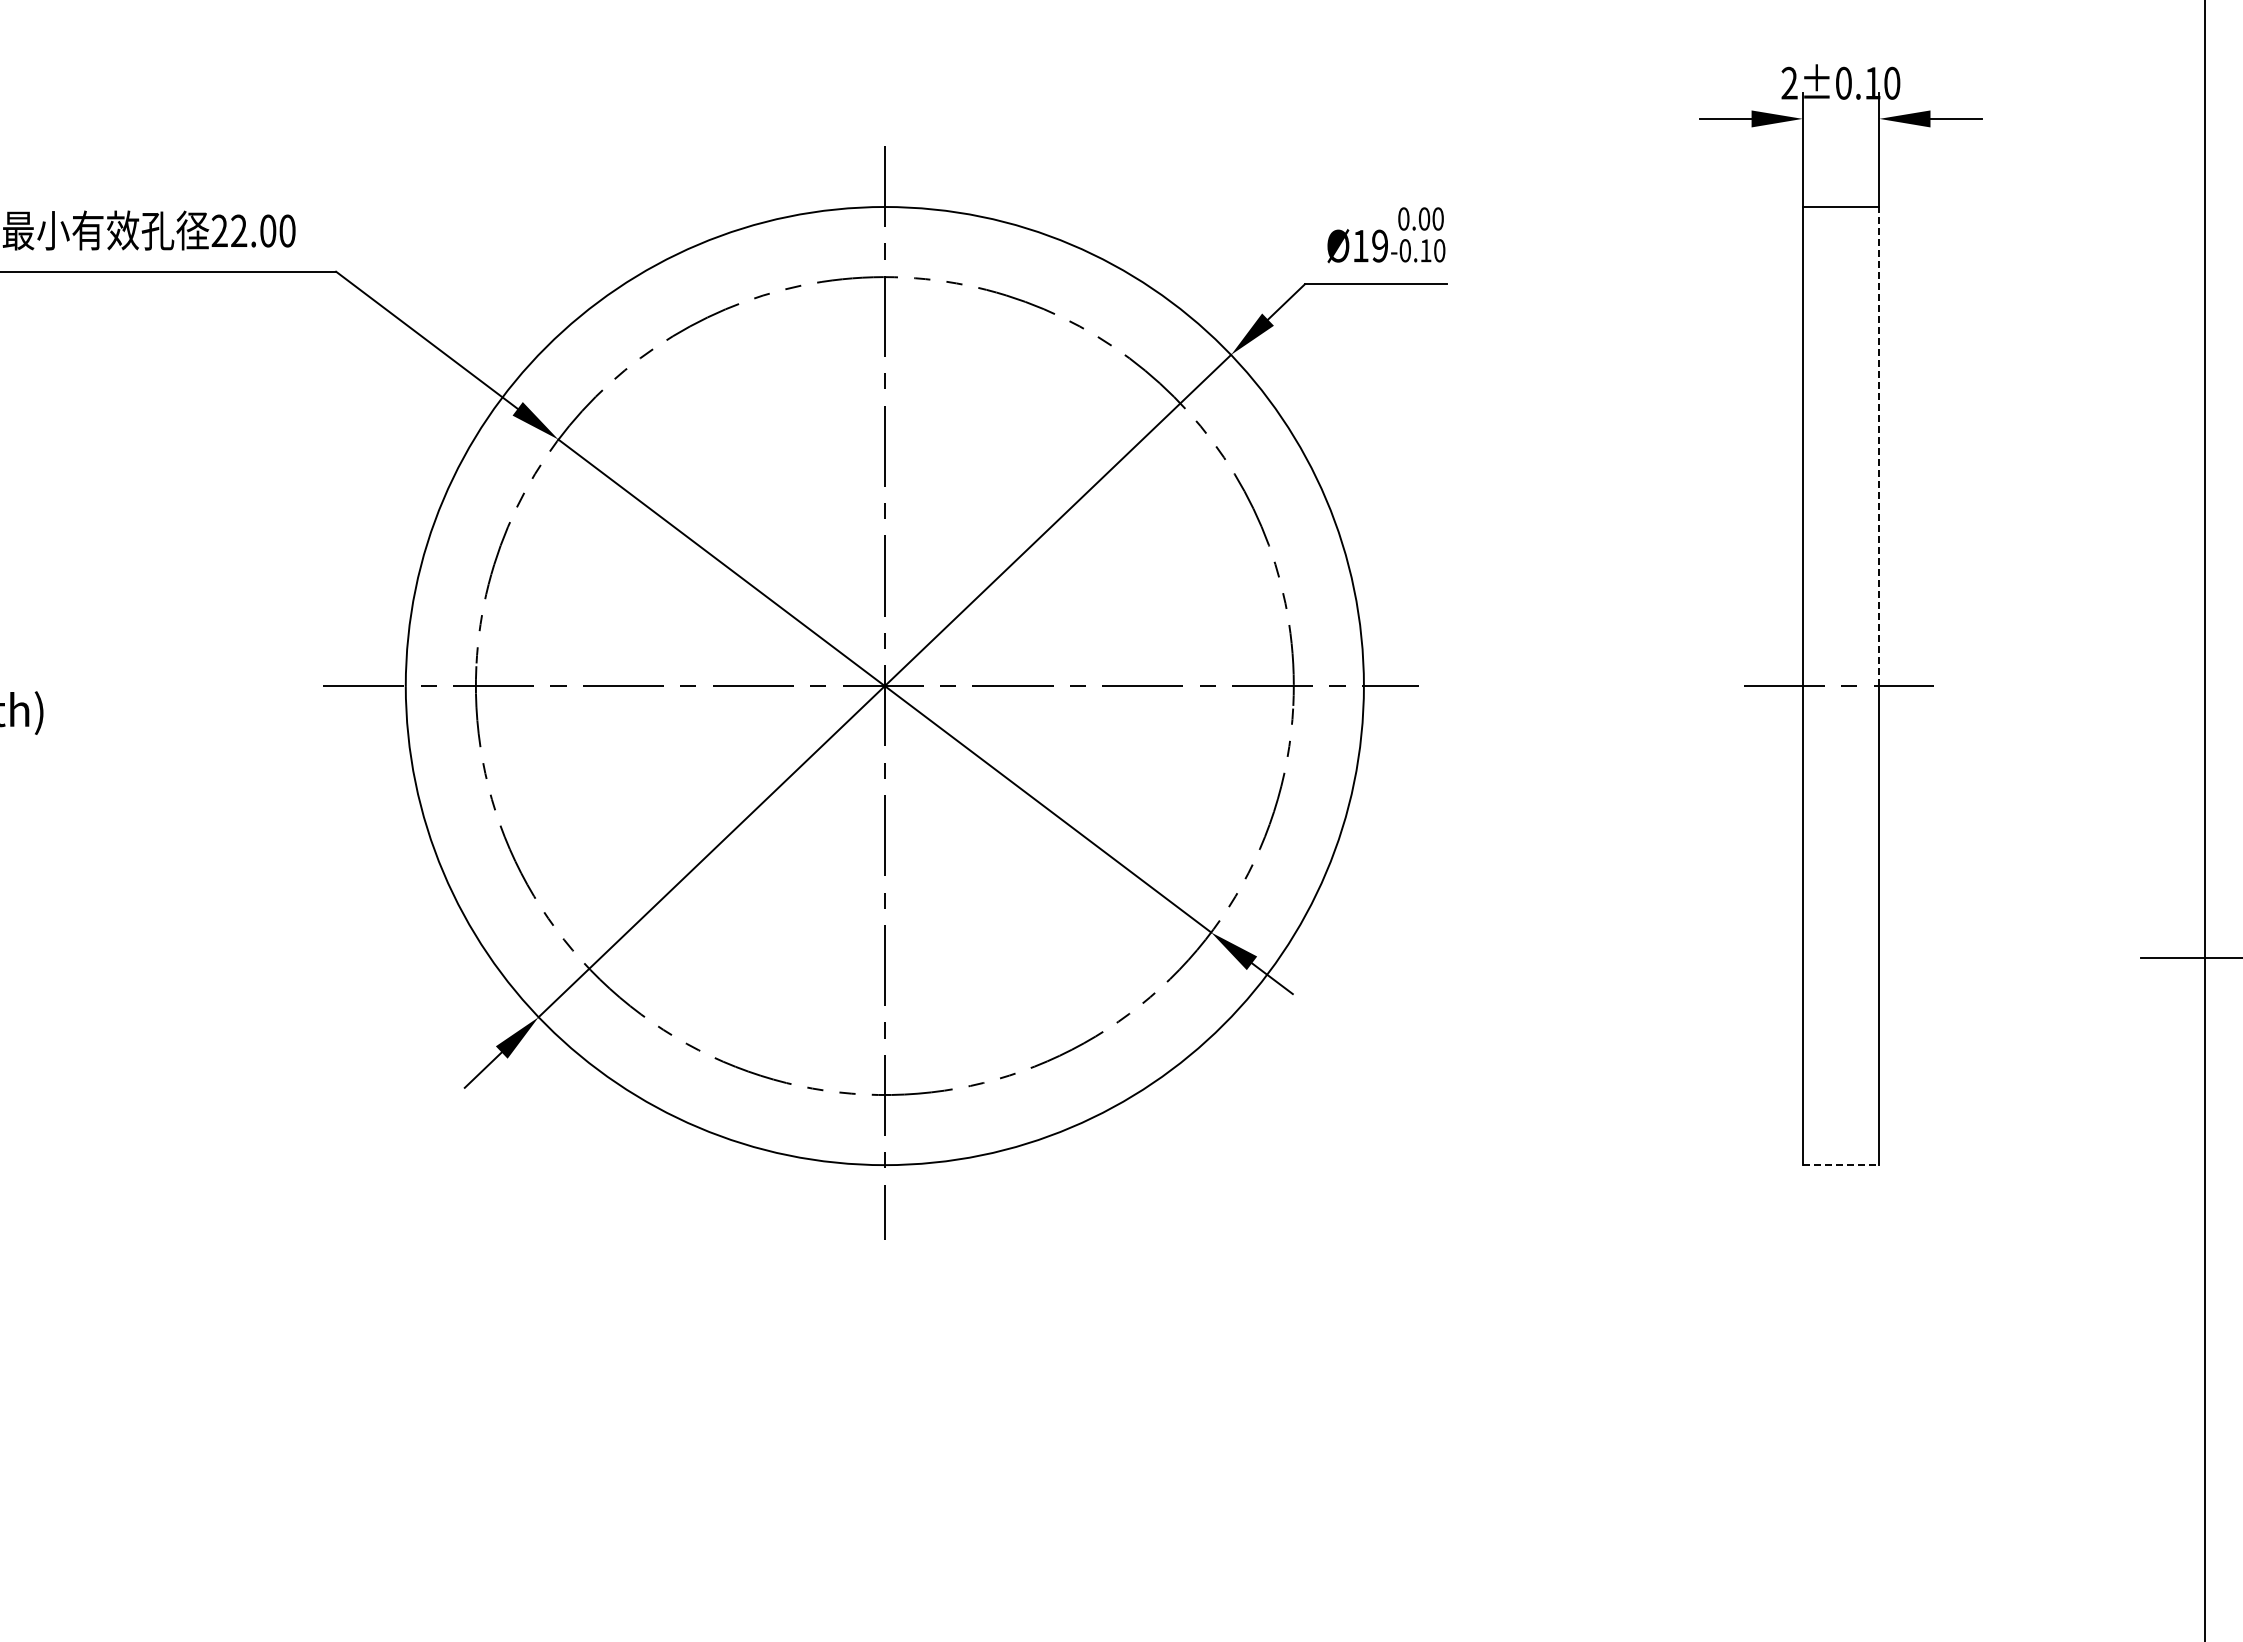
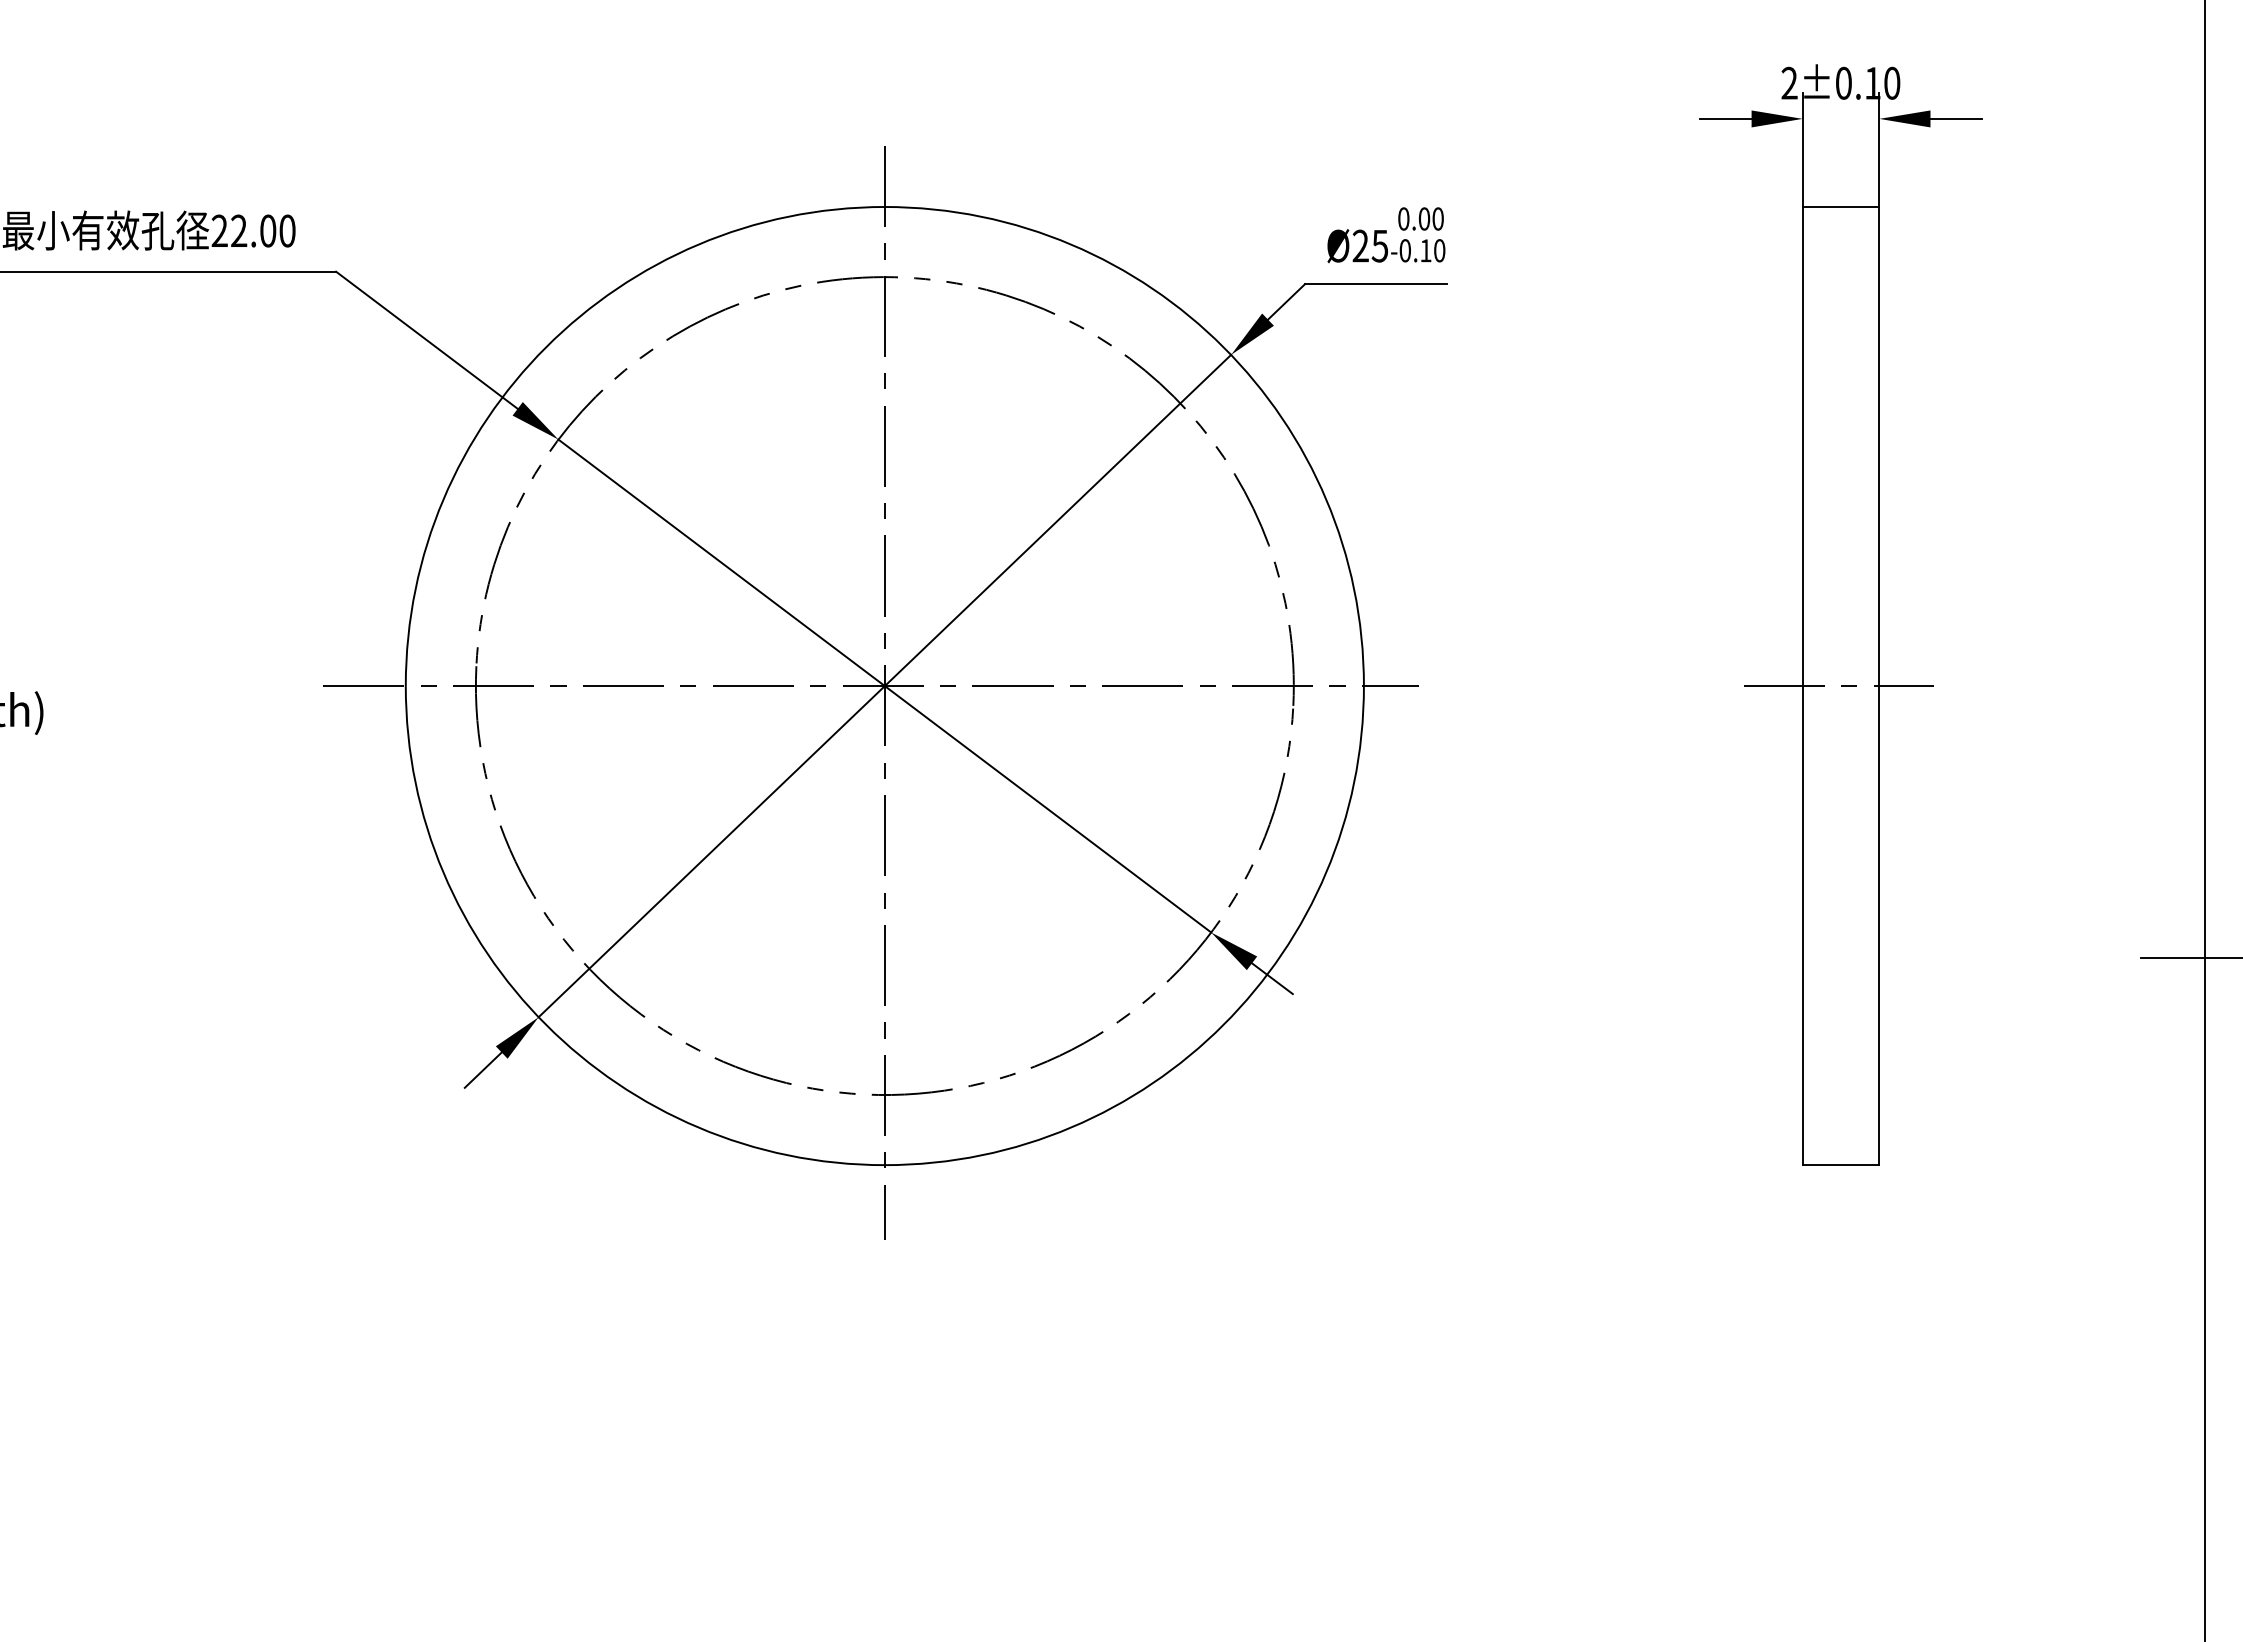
text: Ø19 -> Ø25 (1369, 245)
line: dashed -> solid (1879, 446)
line: dashed -> solid (1841, 1165)
